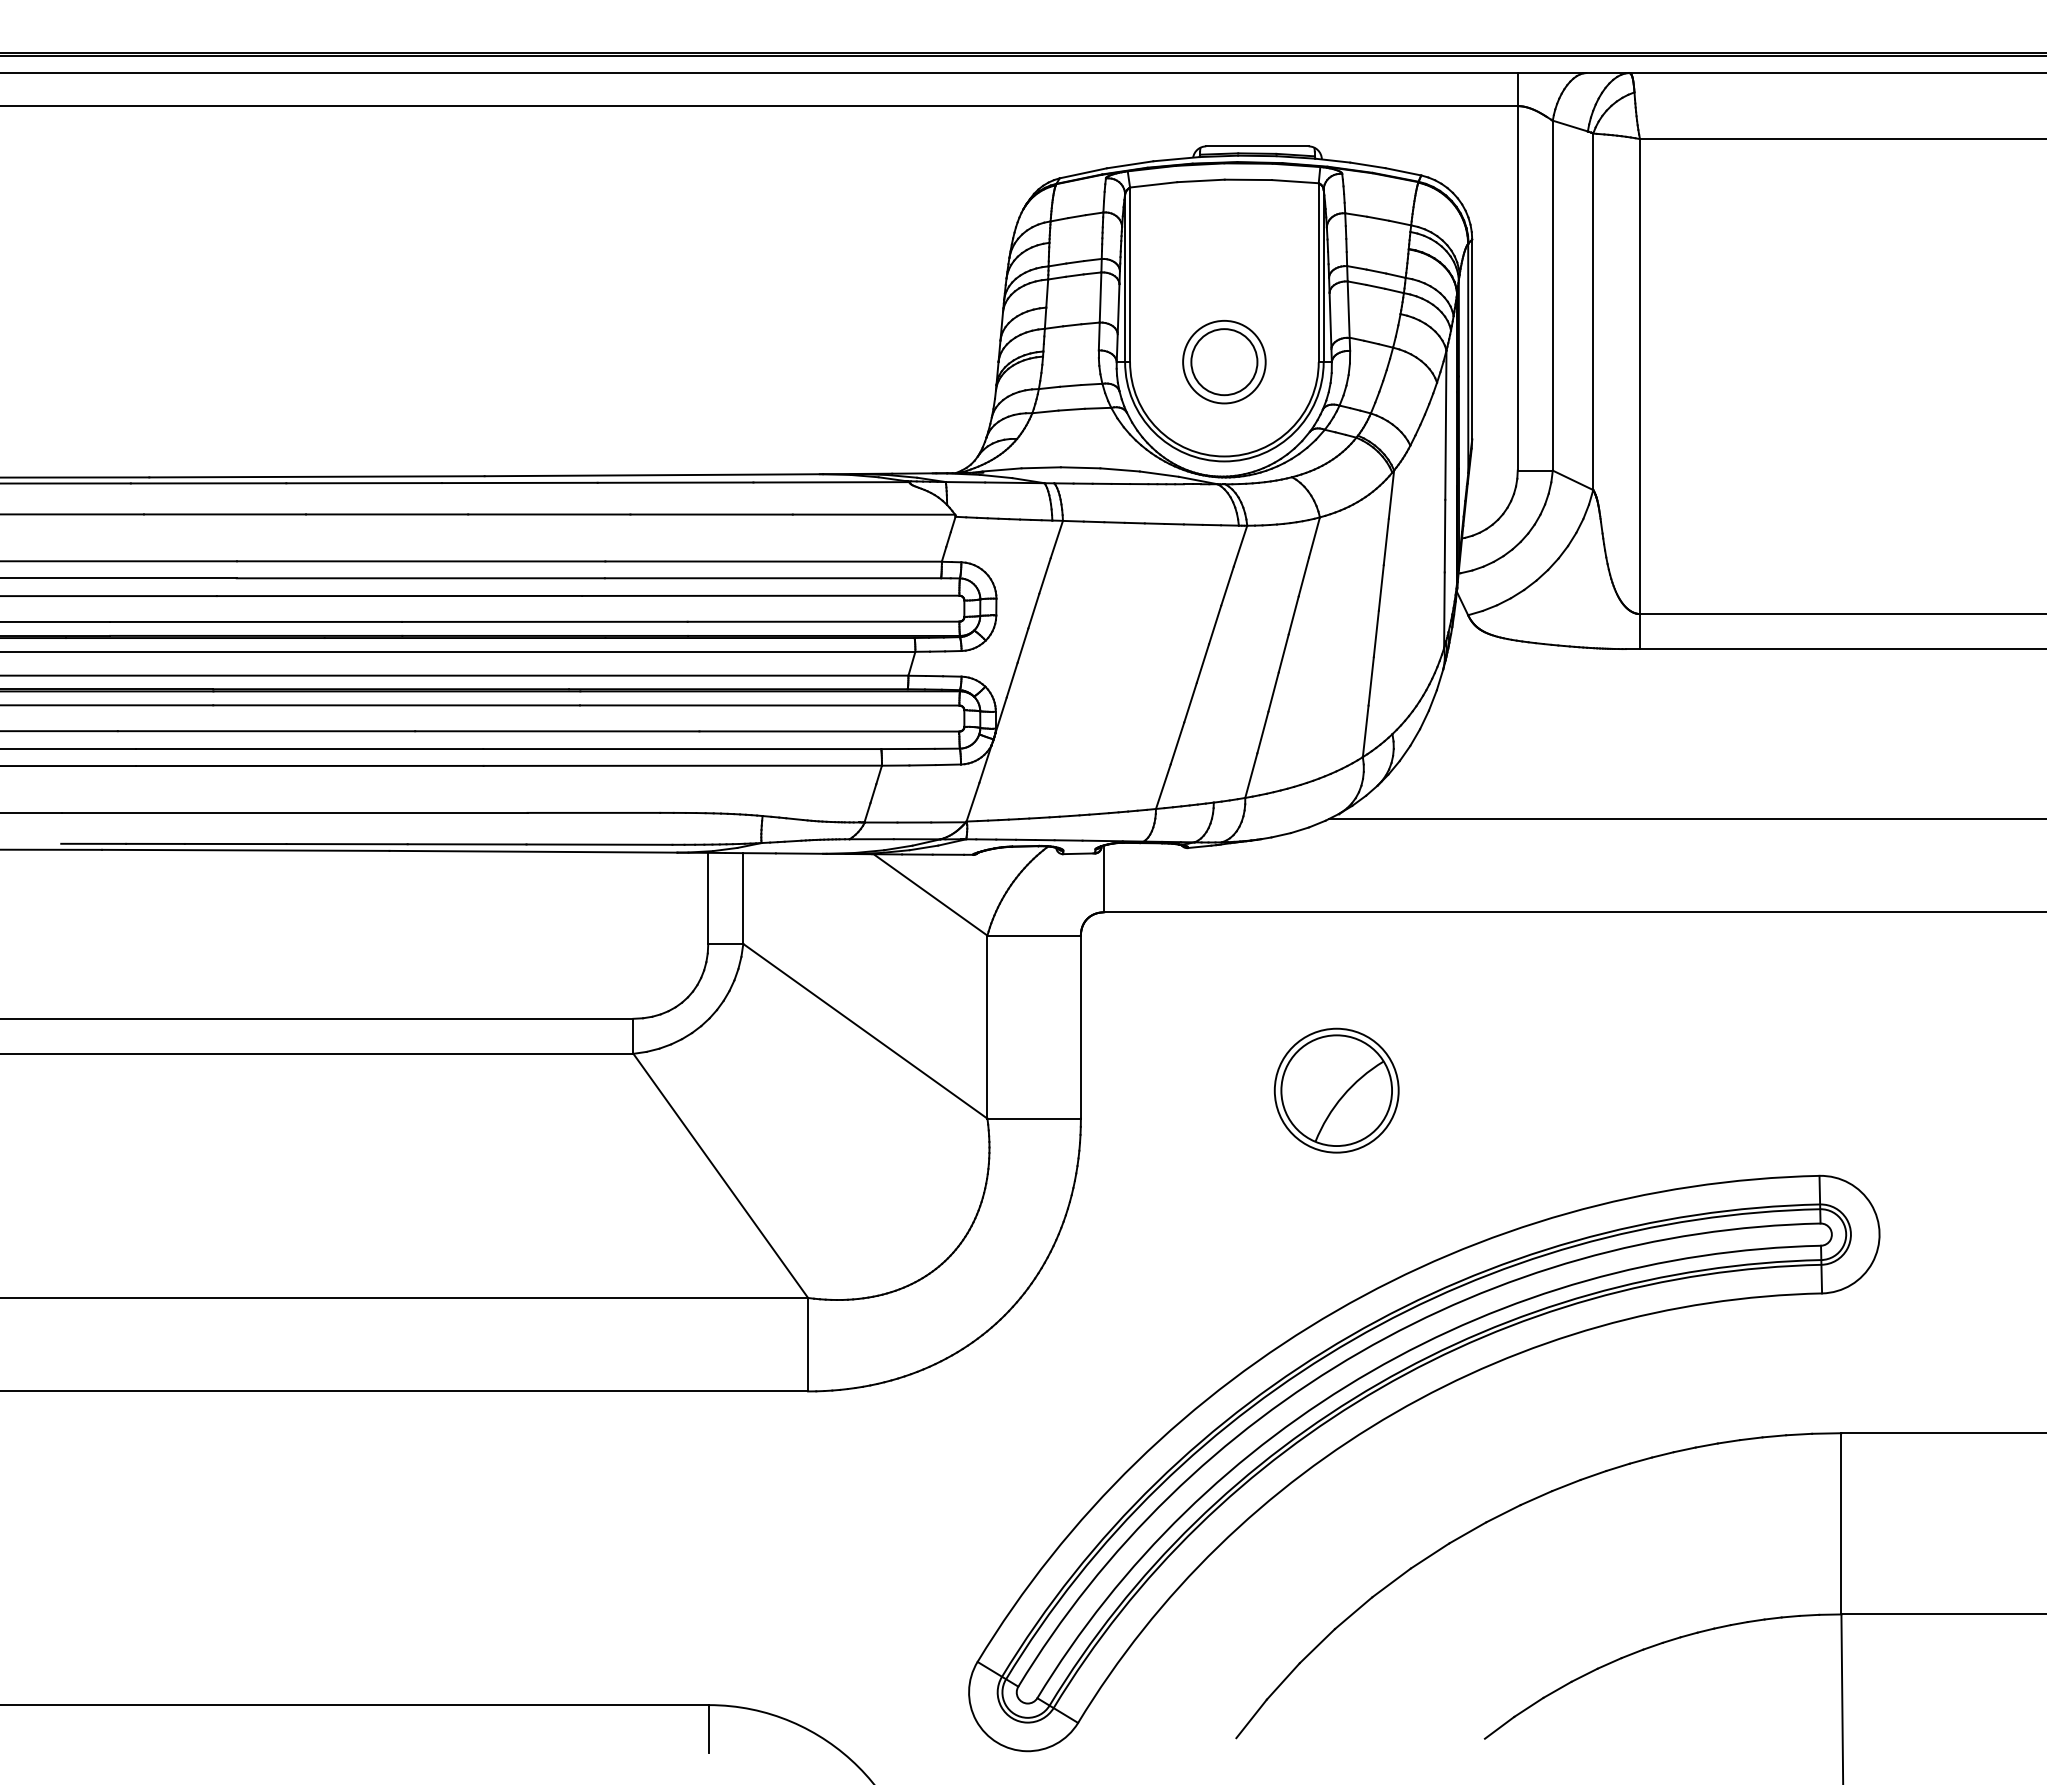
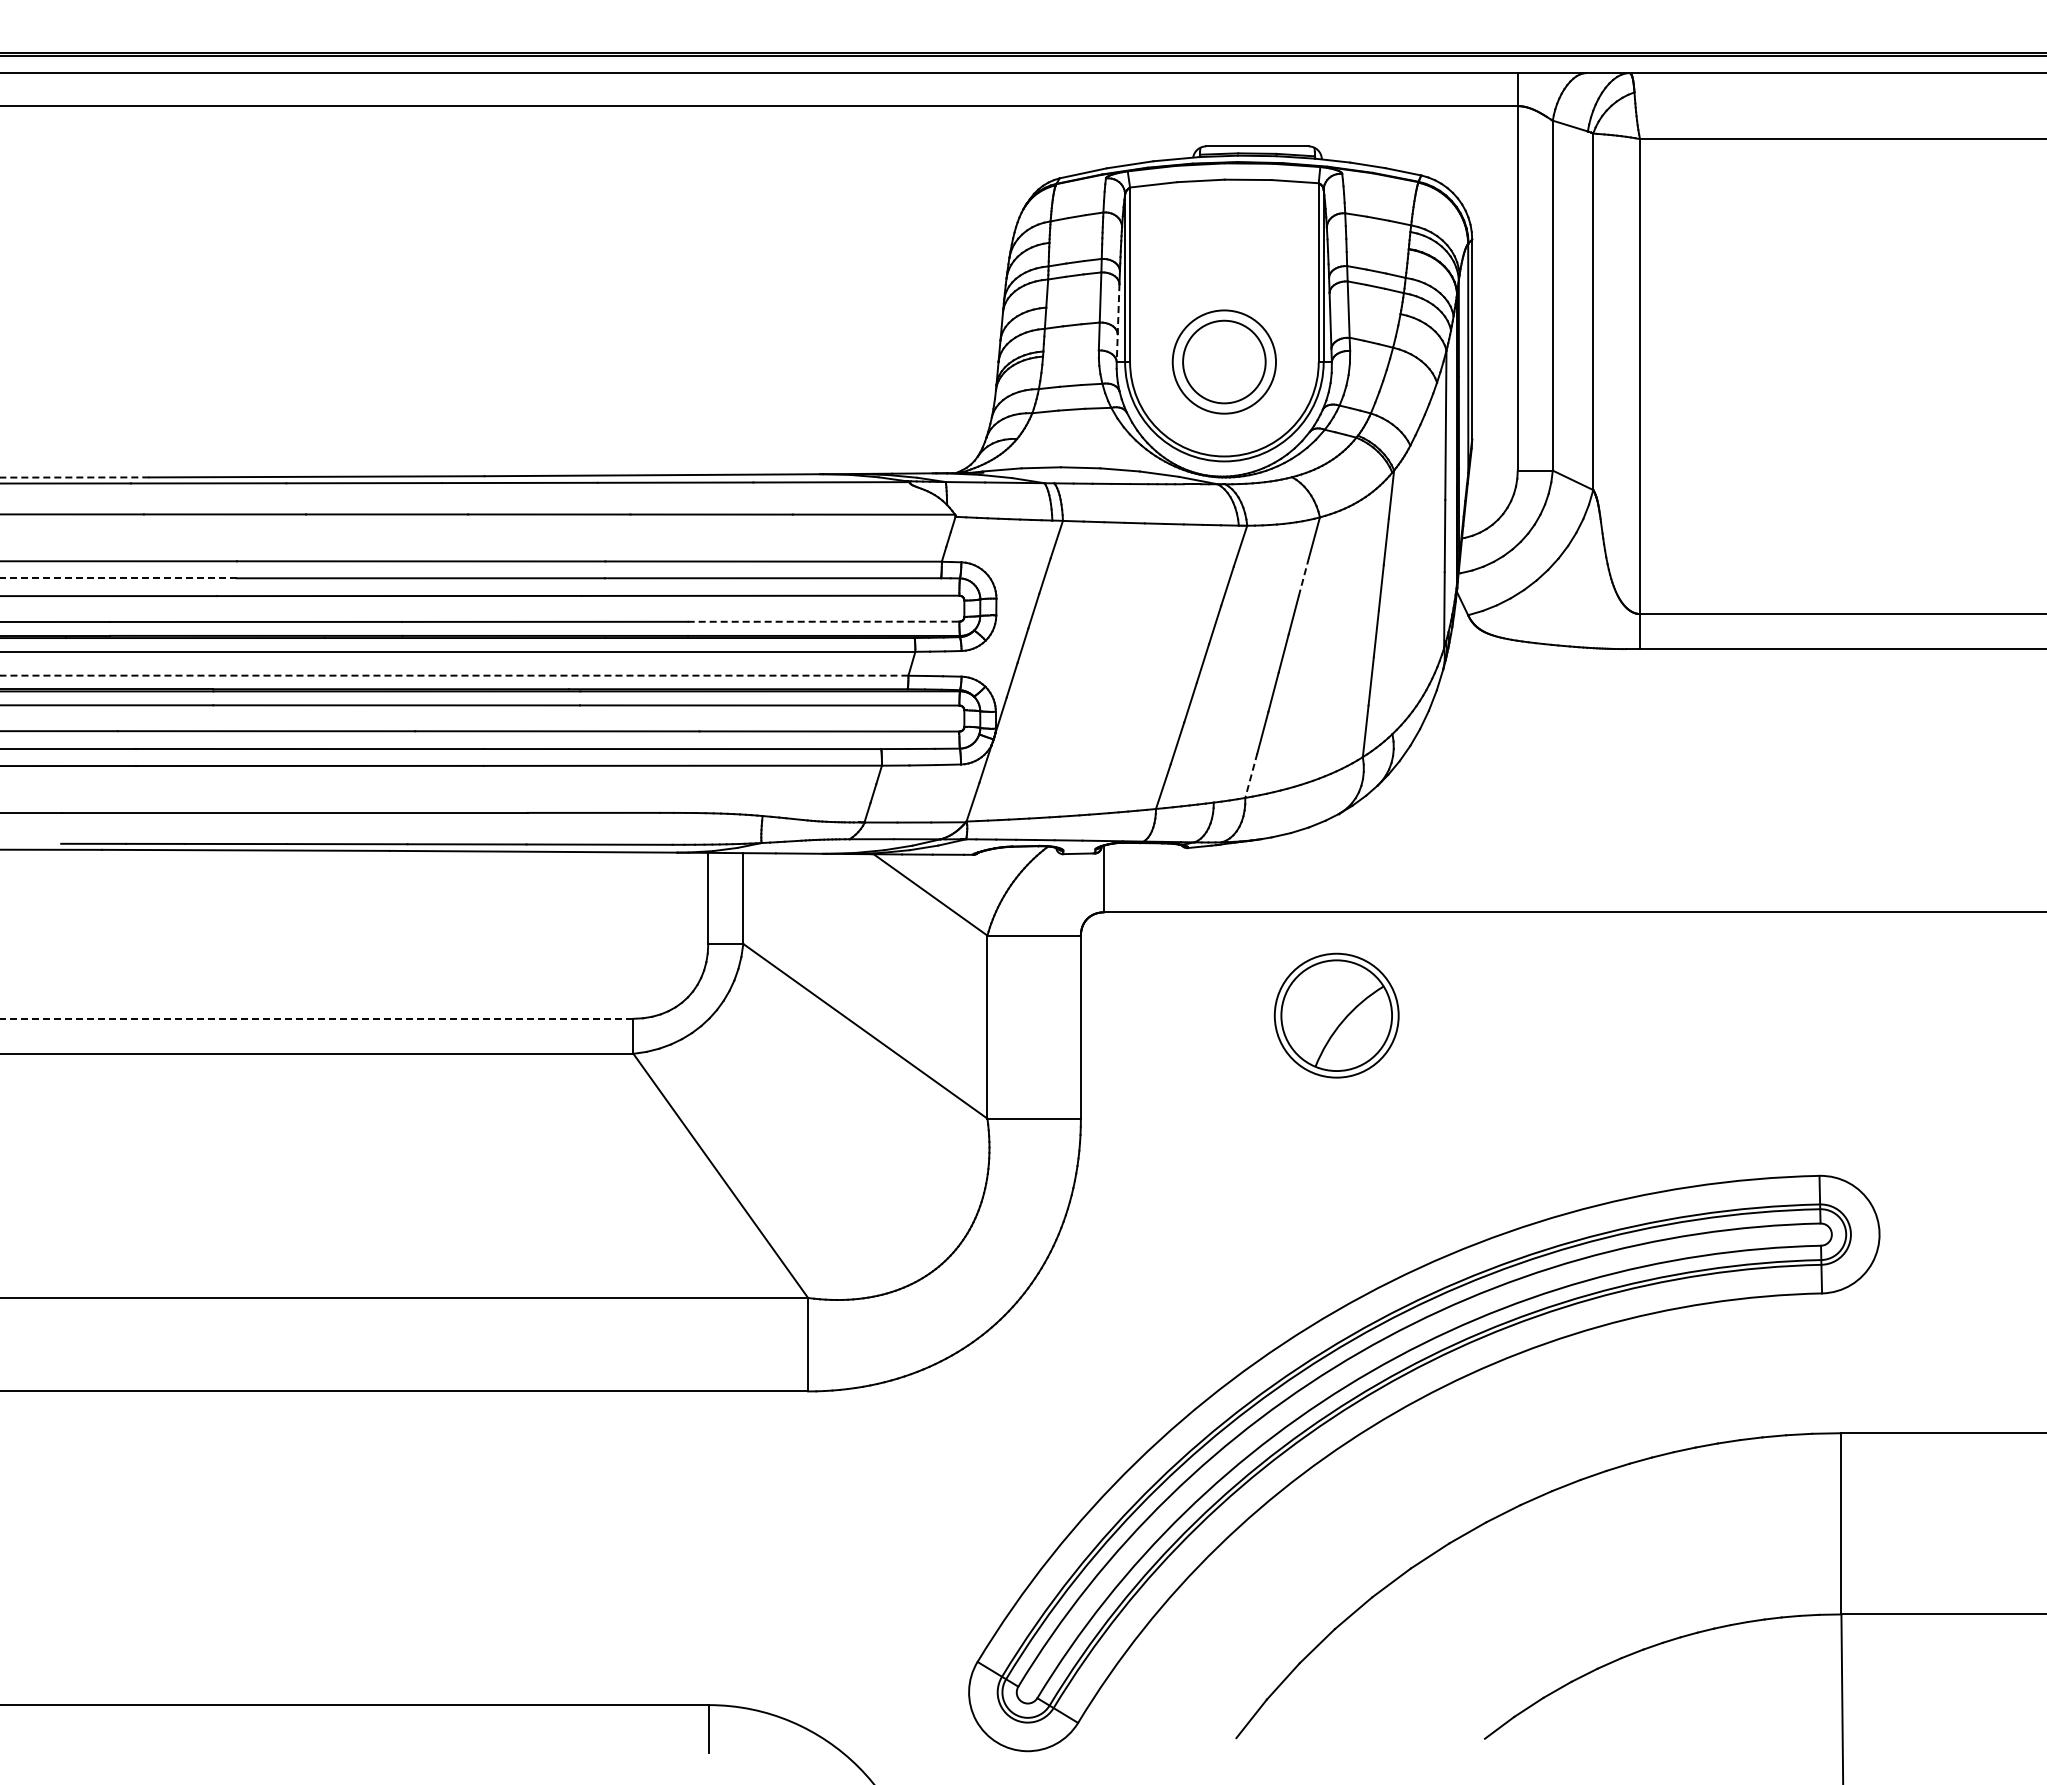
line: solid -> dashed (1118, 323)
part size: 85x85 px -> 106x106 px (1223, 361)
line: solid -> dashed (74, 477)
line: solid -> dashed (1303, 577)
line: solid -> dashed (118, 578)
line: solid -> dashed (823, 621)
line: solid -> dashed (453, 675)
line: solid -> dashed (1251, 776)
line: present -> none (1686, 818)
line: solid -> dashed (316, 1018)
part position: (1336, 1090) -> (1336, 1015) (1336, 1015)
